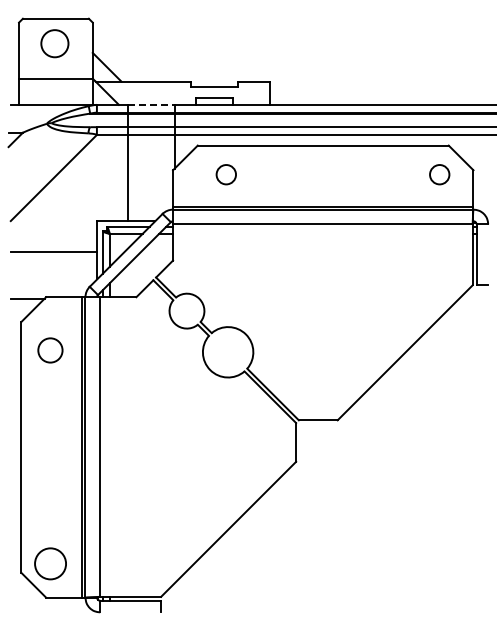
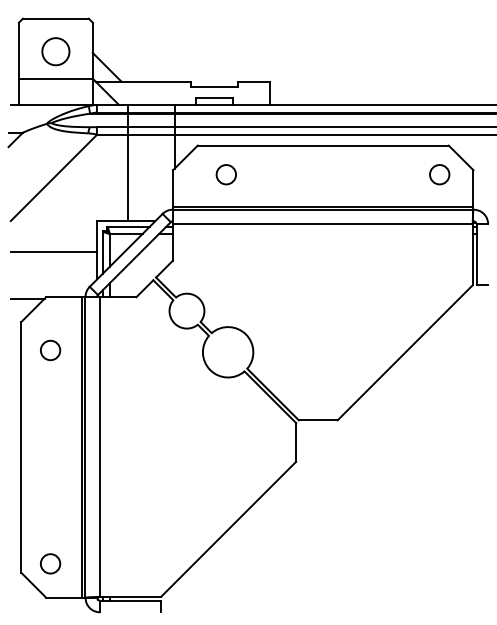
circle position: (54, 43) -> (55, 51) (55, 51)
line: dashed -> solid (151, 104)
circle size: 27x27 px -> 22x23 px (50, 350)
circle diameter: 31 px -> 19 px (50, 563)
